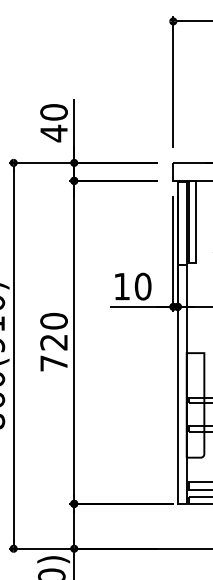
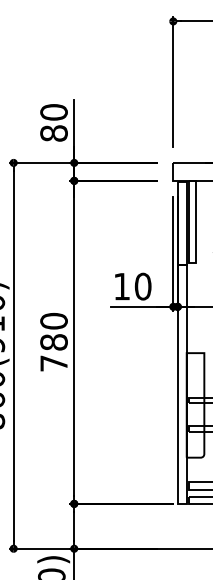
text: 40 -> 80 (53, 133)
text: 720 -> 780 (53, 342)
